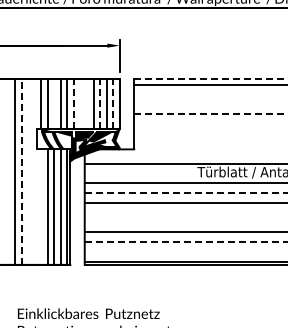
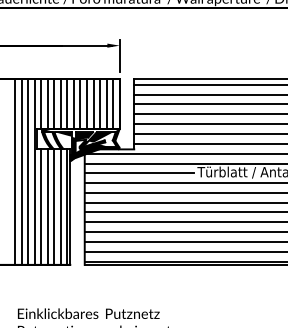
line: dashed -> solid (211, 79)
line: none -> present (209, 94)
line: none -> present (54, 103)
line: none -> present (80, 103)
line: none -> present (87, 103)
line: dashed -> solid (73, 104)
line: dashed -> solid (100, 104)
line: dashed -> solid (113, 104)
line: none -> present (209, 104)
line: dashed -> solid (211, 114)
line: none -> present (209, 124)
line: none -> present (209, 133)
line: none -> present (209, 143)
line: none -> present (184, 153)
line: none -> present (28, 171)
line: none -> present (34, 171)
line: dashed -> solid (21, 172)
line: none -> present (138, 173)
line: dashed -> solid (186, 192)
line: none -> present (41, 206)
line: none -> present (184, 212)
line: none -> present (184, 222)
line: dashed -> solid (186, 241)
line: none -> present (184, 251)
